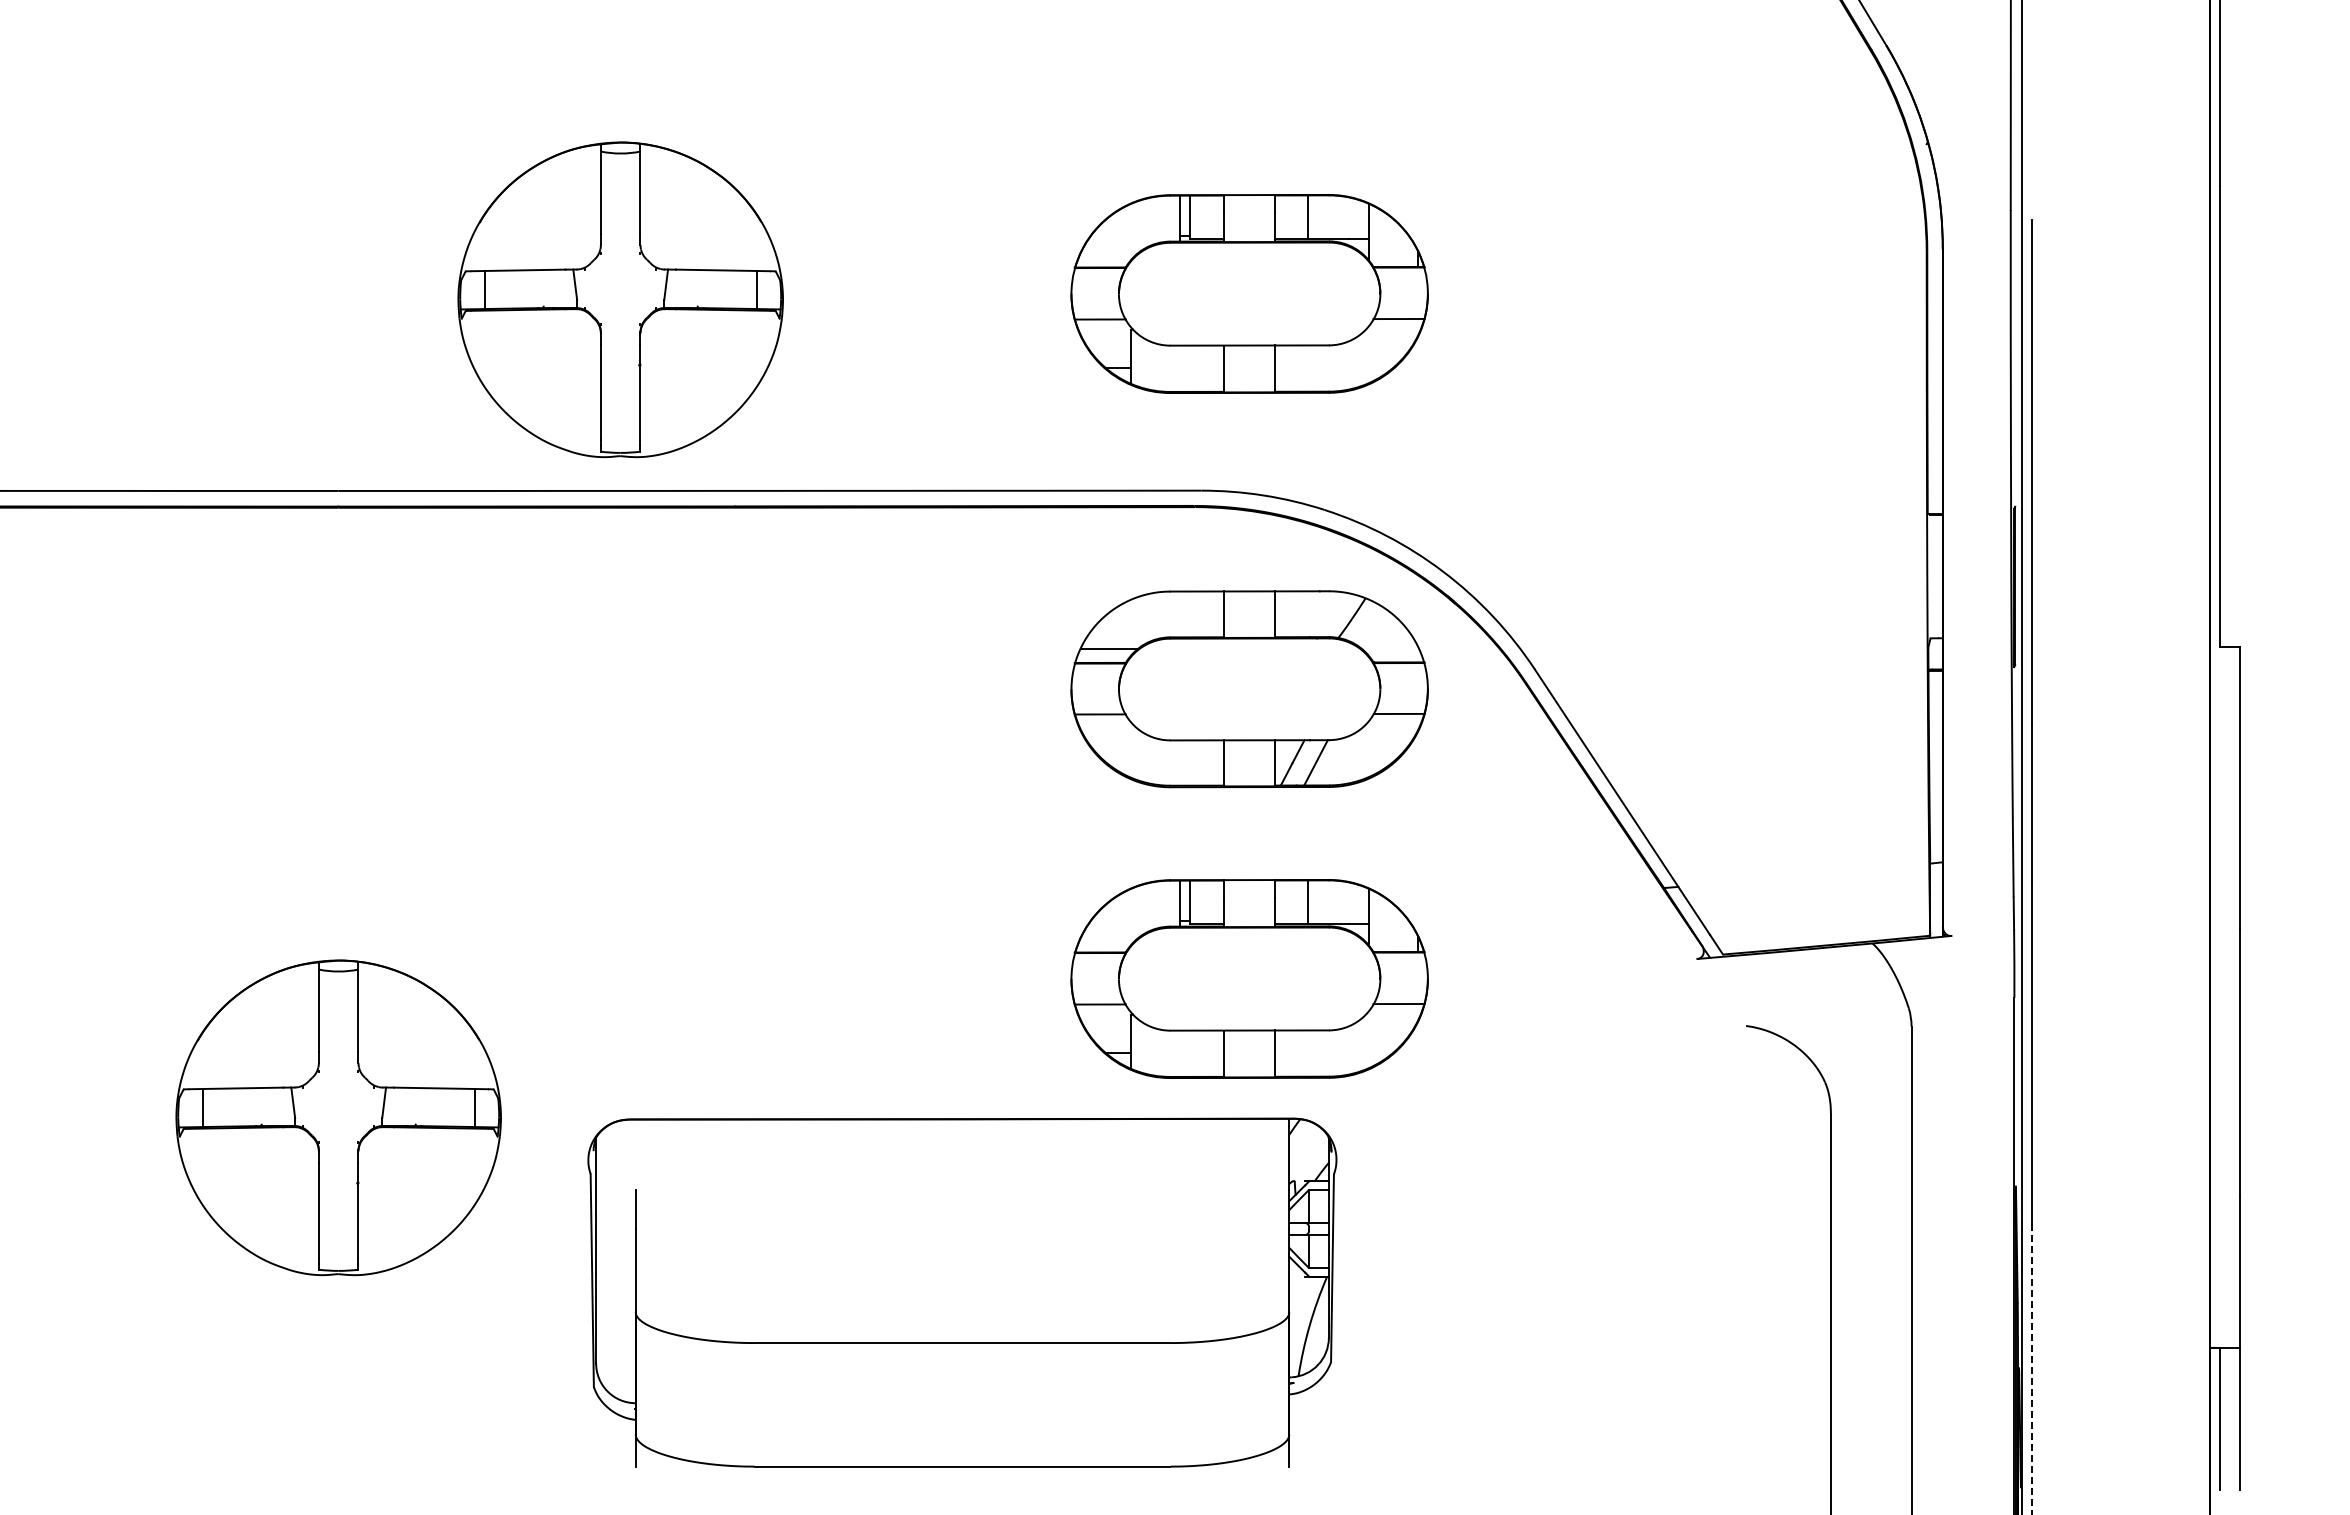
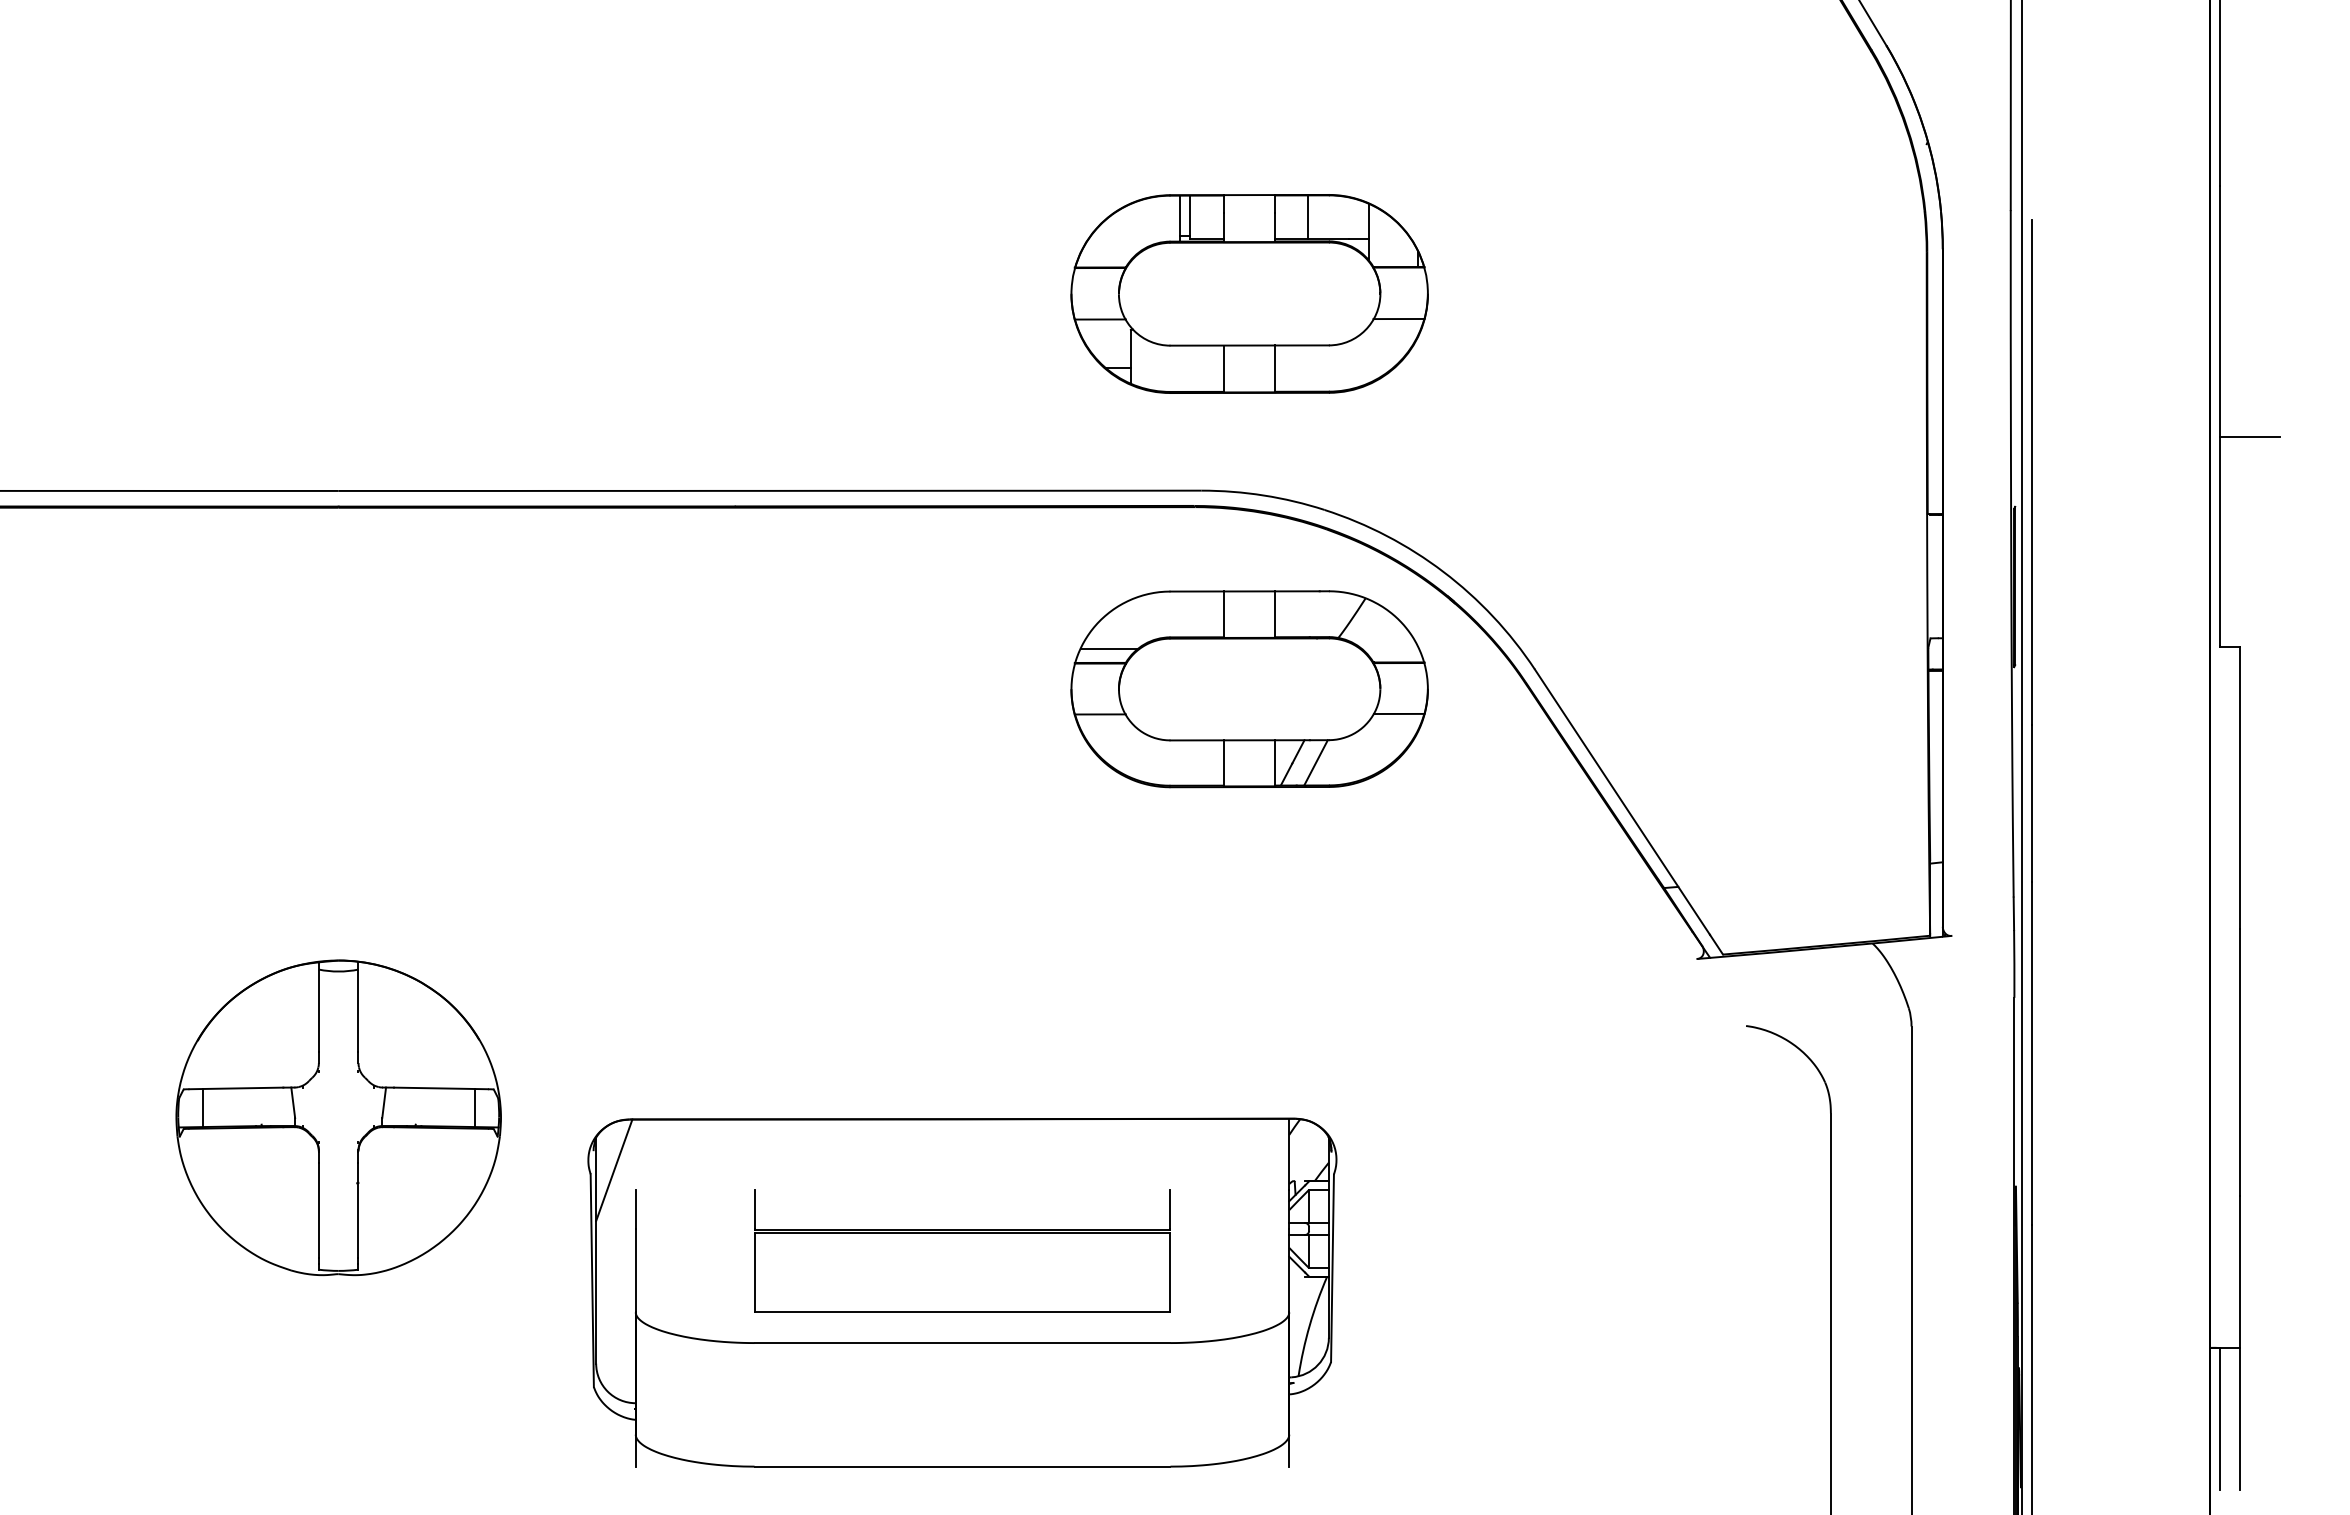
part: present -> none (620, 299)
line: none -> present (2249, 436)
part: present -> none (1249, 978)
line: none -> present (614, 1170)
part: none -> present (962, 1250)
line: dashed -> solid (2031, 1369)
